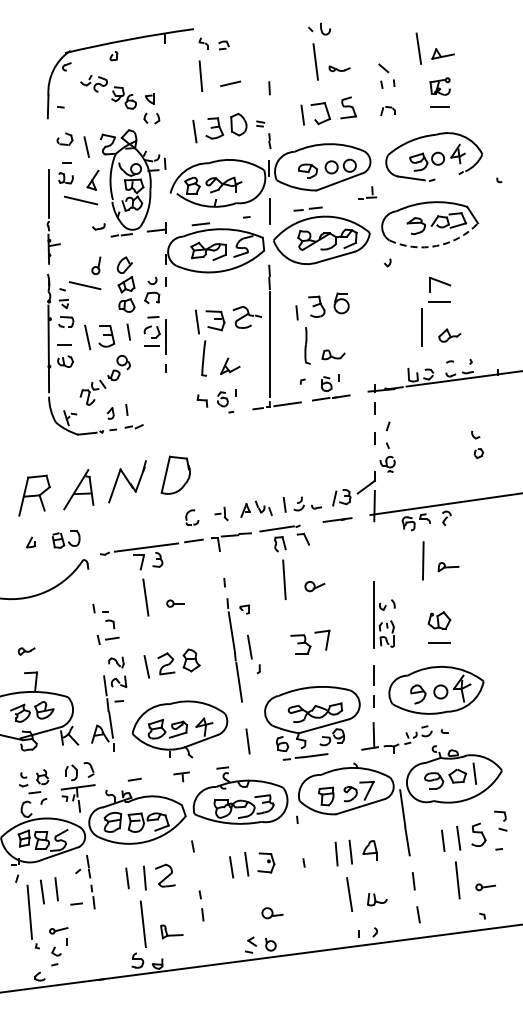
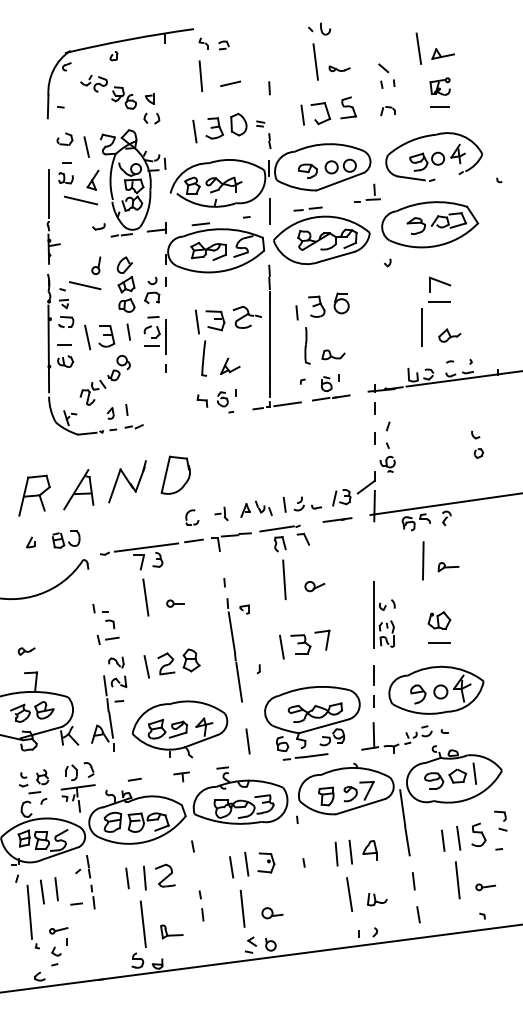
part size: 20x14 px -> 27x20 px (367, 192)
arc: dashed -> solid (436, 246)
line position: (249, 646) -> (281, 646) (281, 646)
line: none -> present (242, 908)
